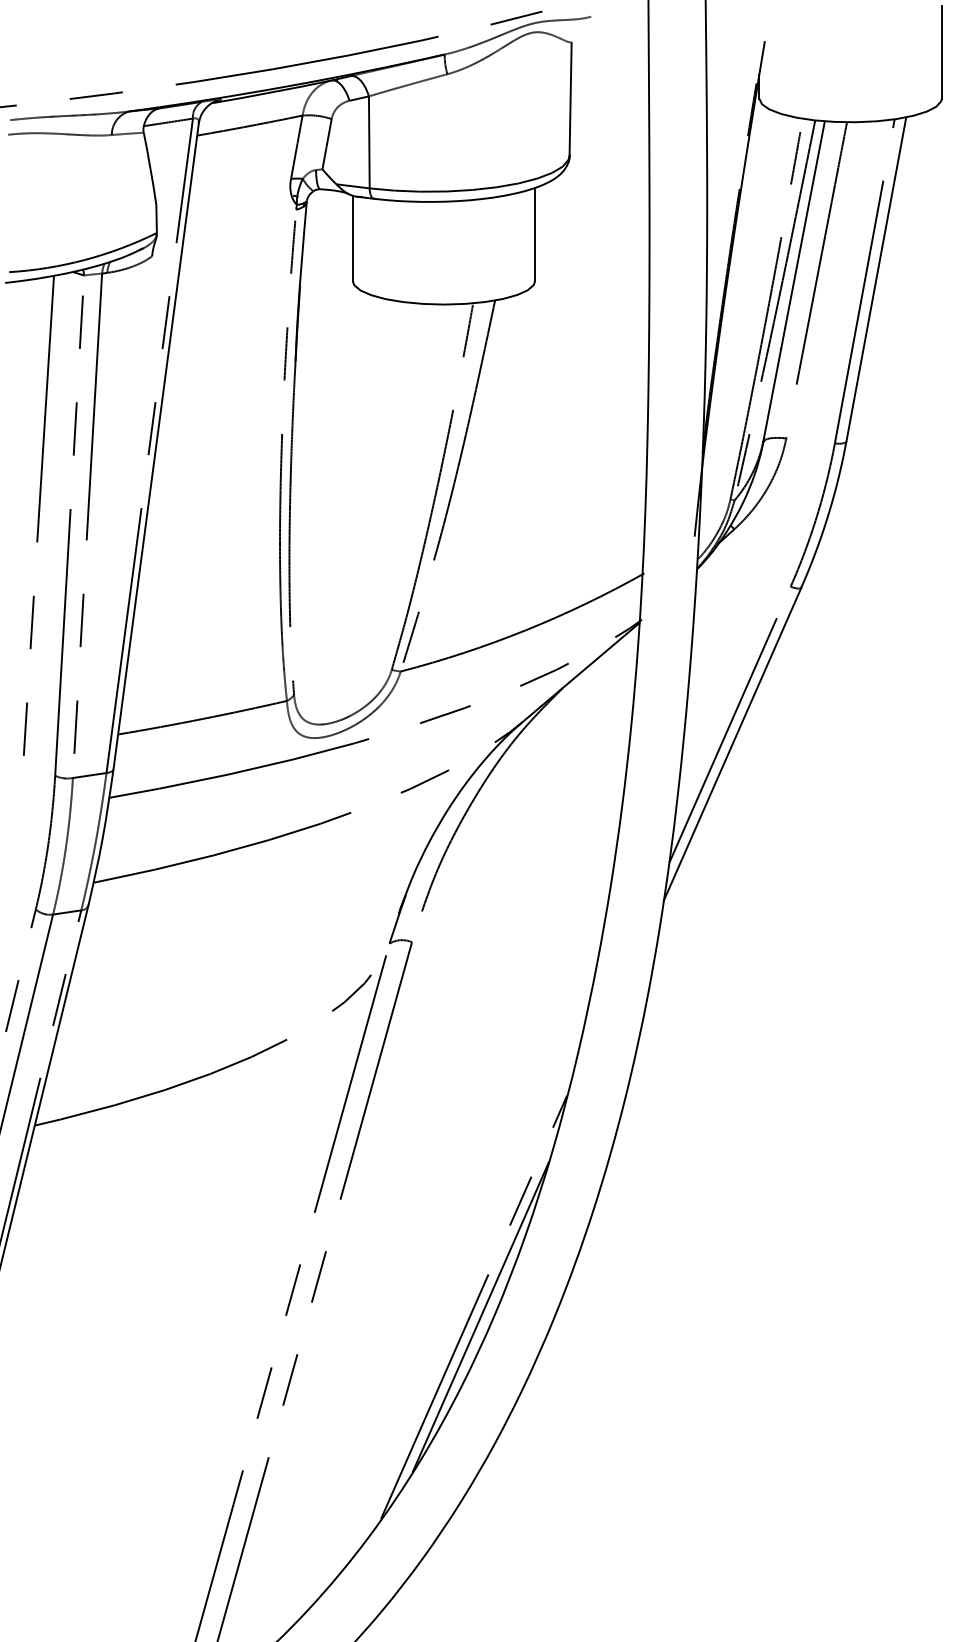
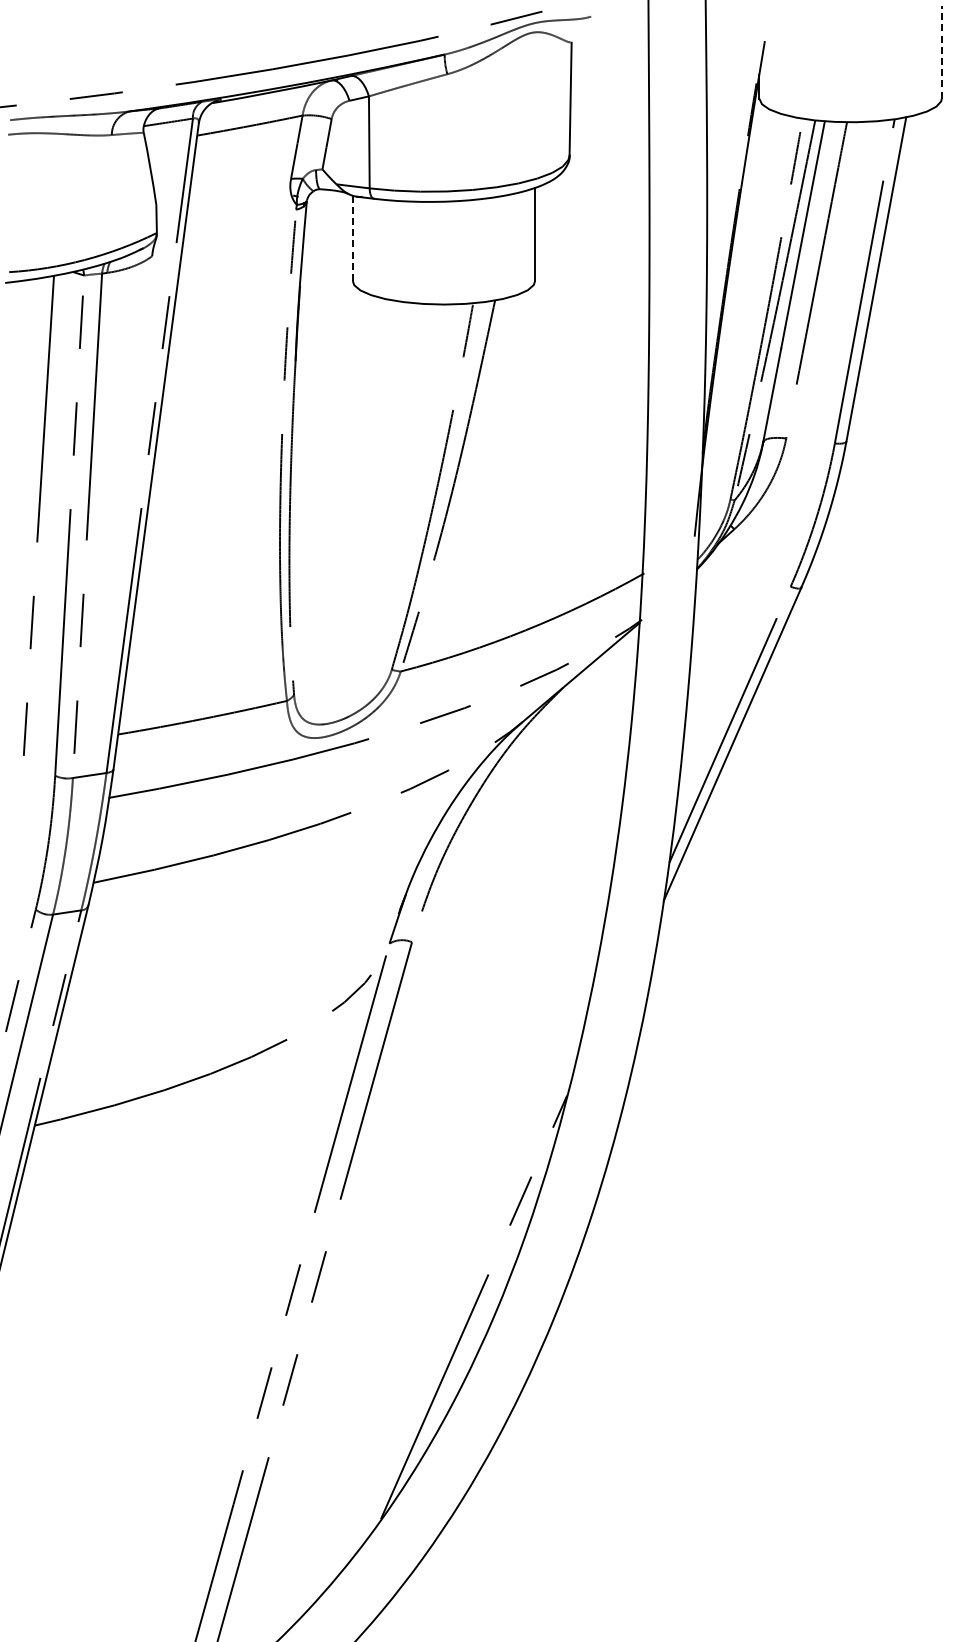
line: solid -> dashed (941, 51)
line: solid -> dashed (352, 238)
line: present -> none (480, 1316)
